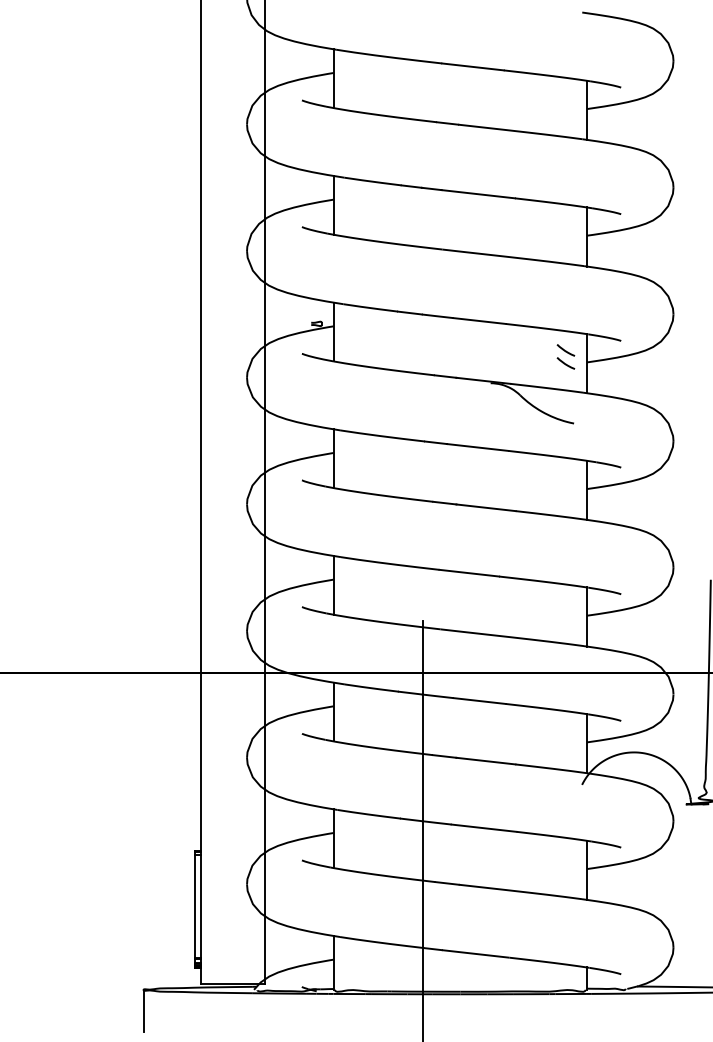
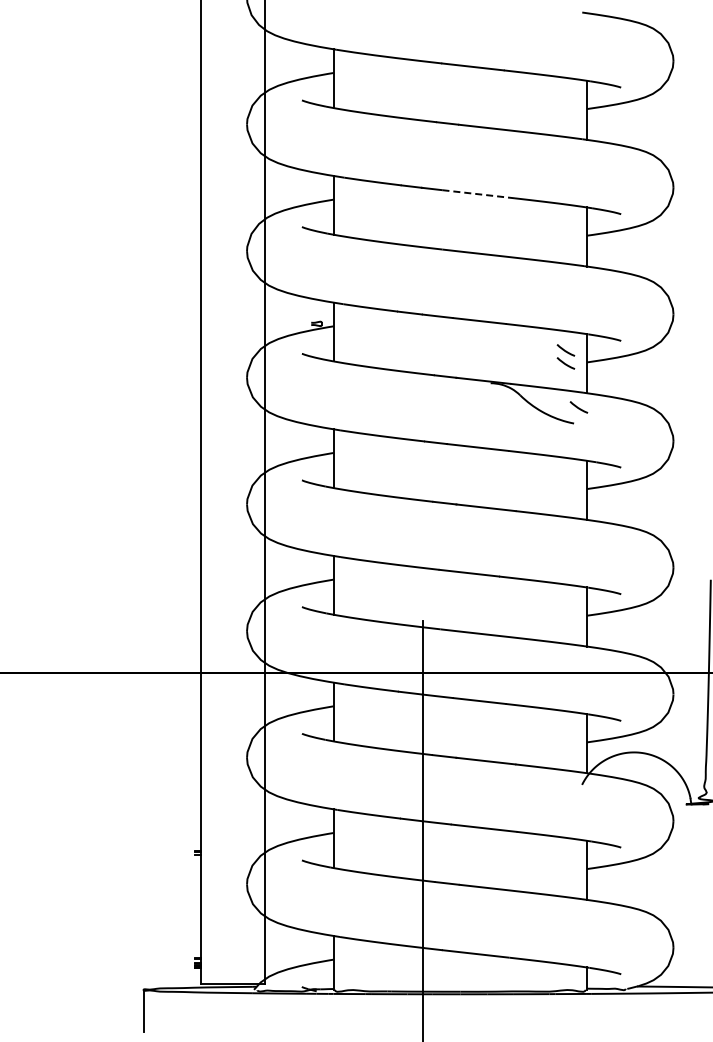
line: solid -> dashed (478, 194)
line: none -> present (578, 407)
line: present -> none (195, 908)
